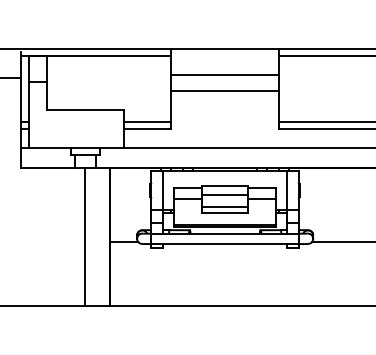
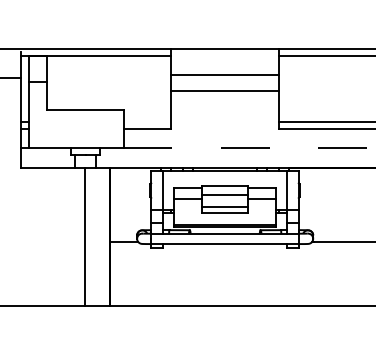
line: present -> none (147, 122)
line: solid -> dashed (249, 147)
